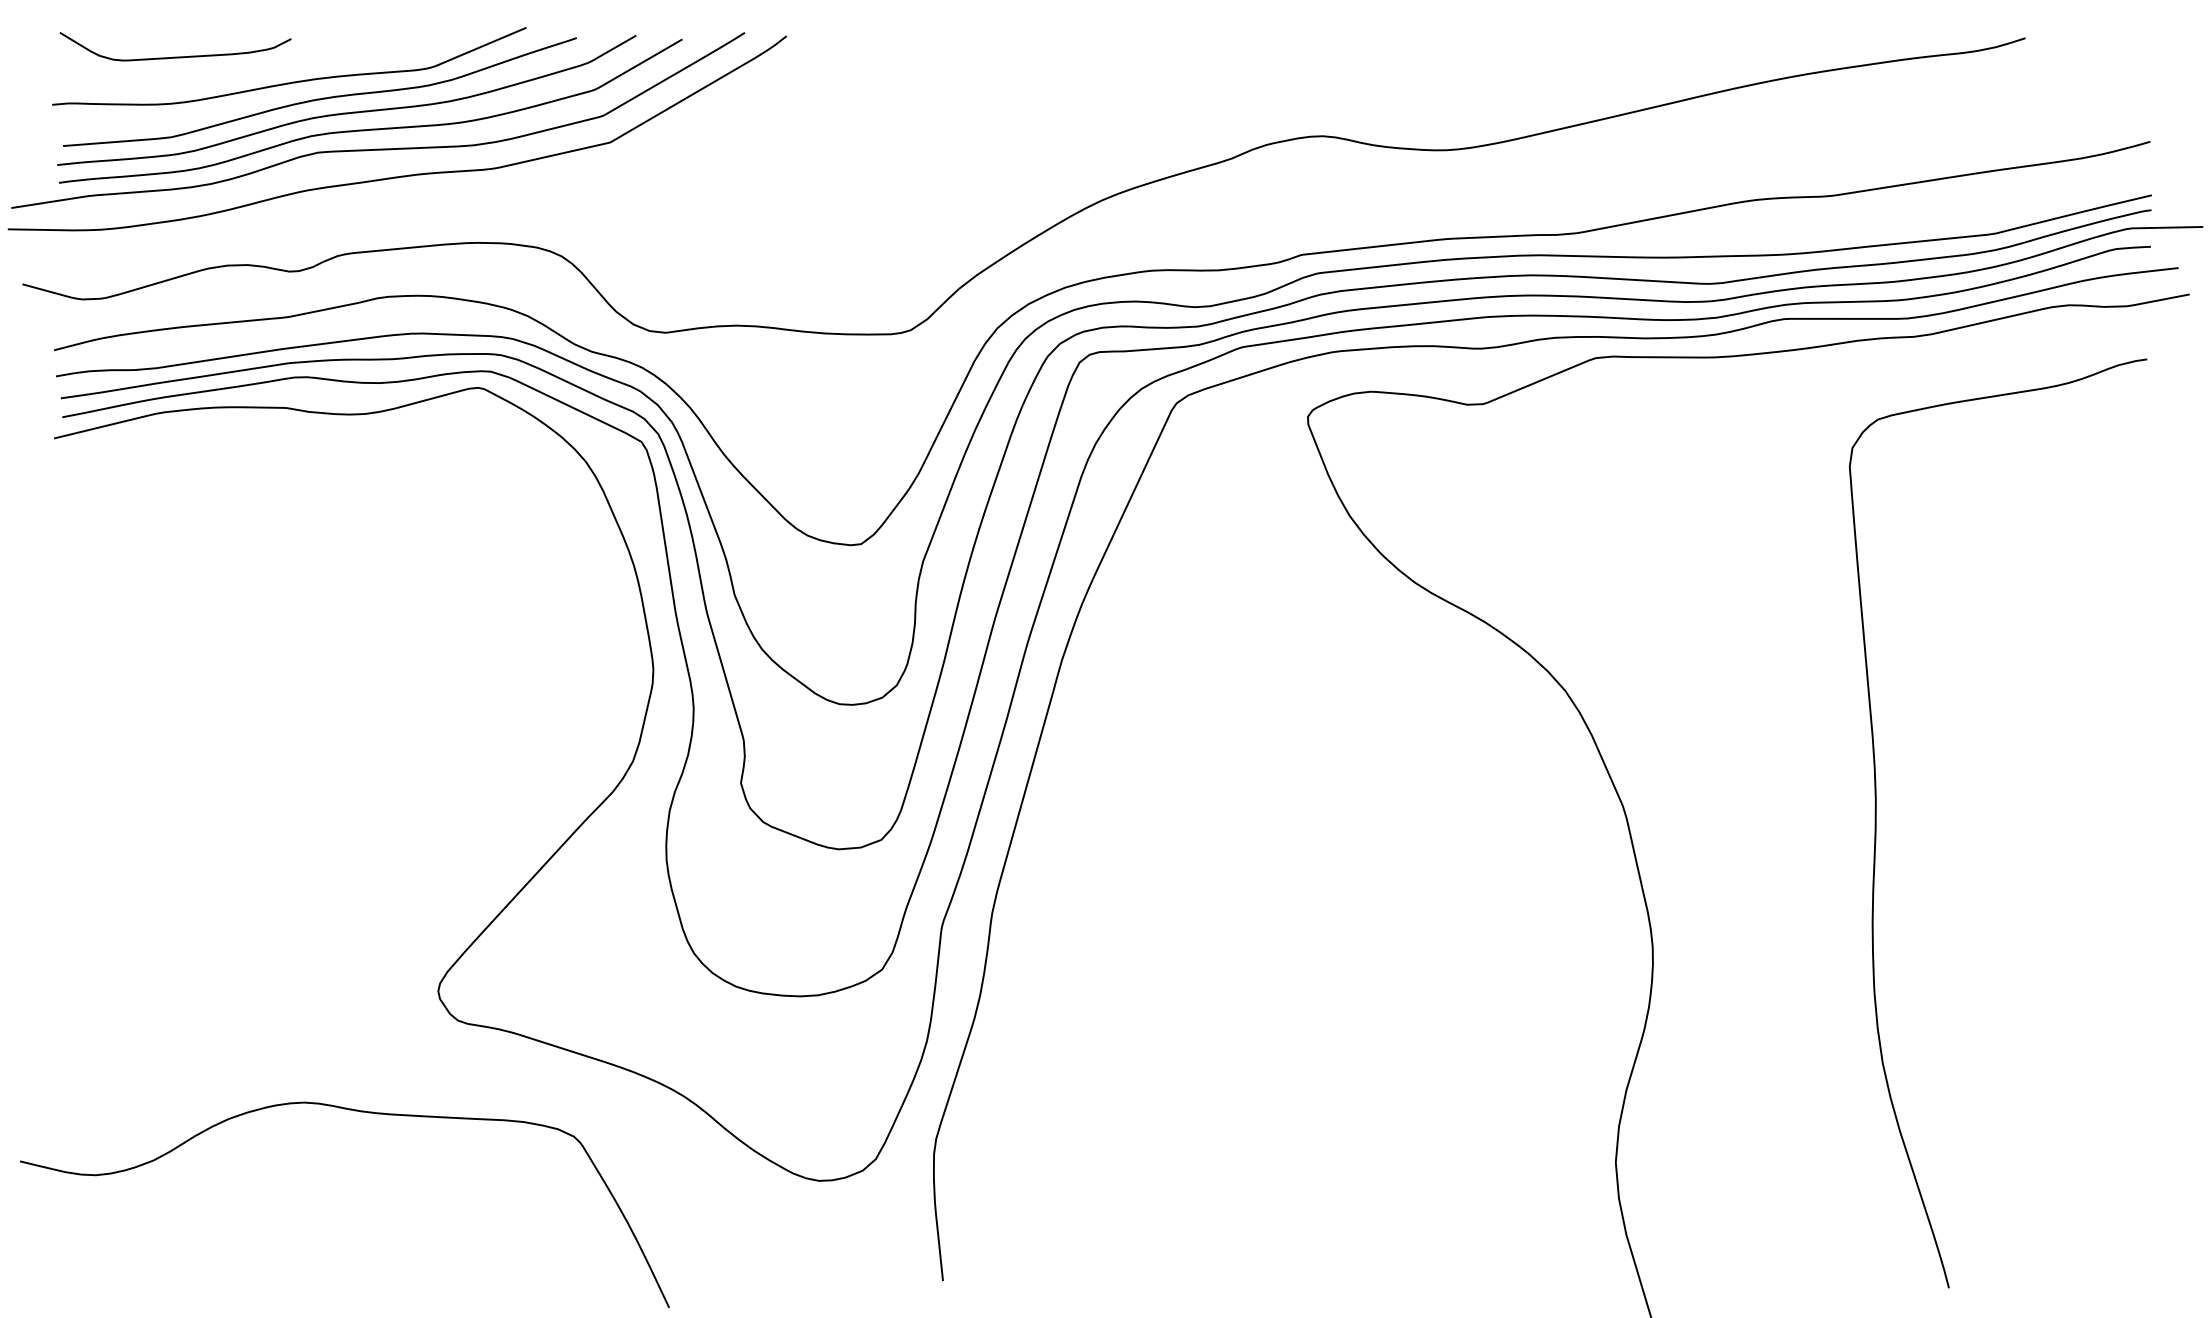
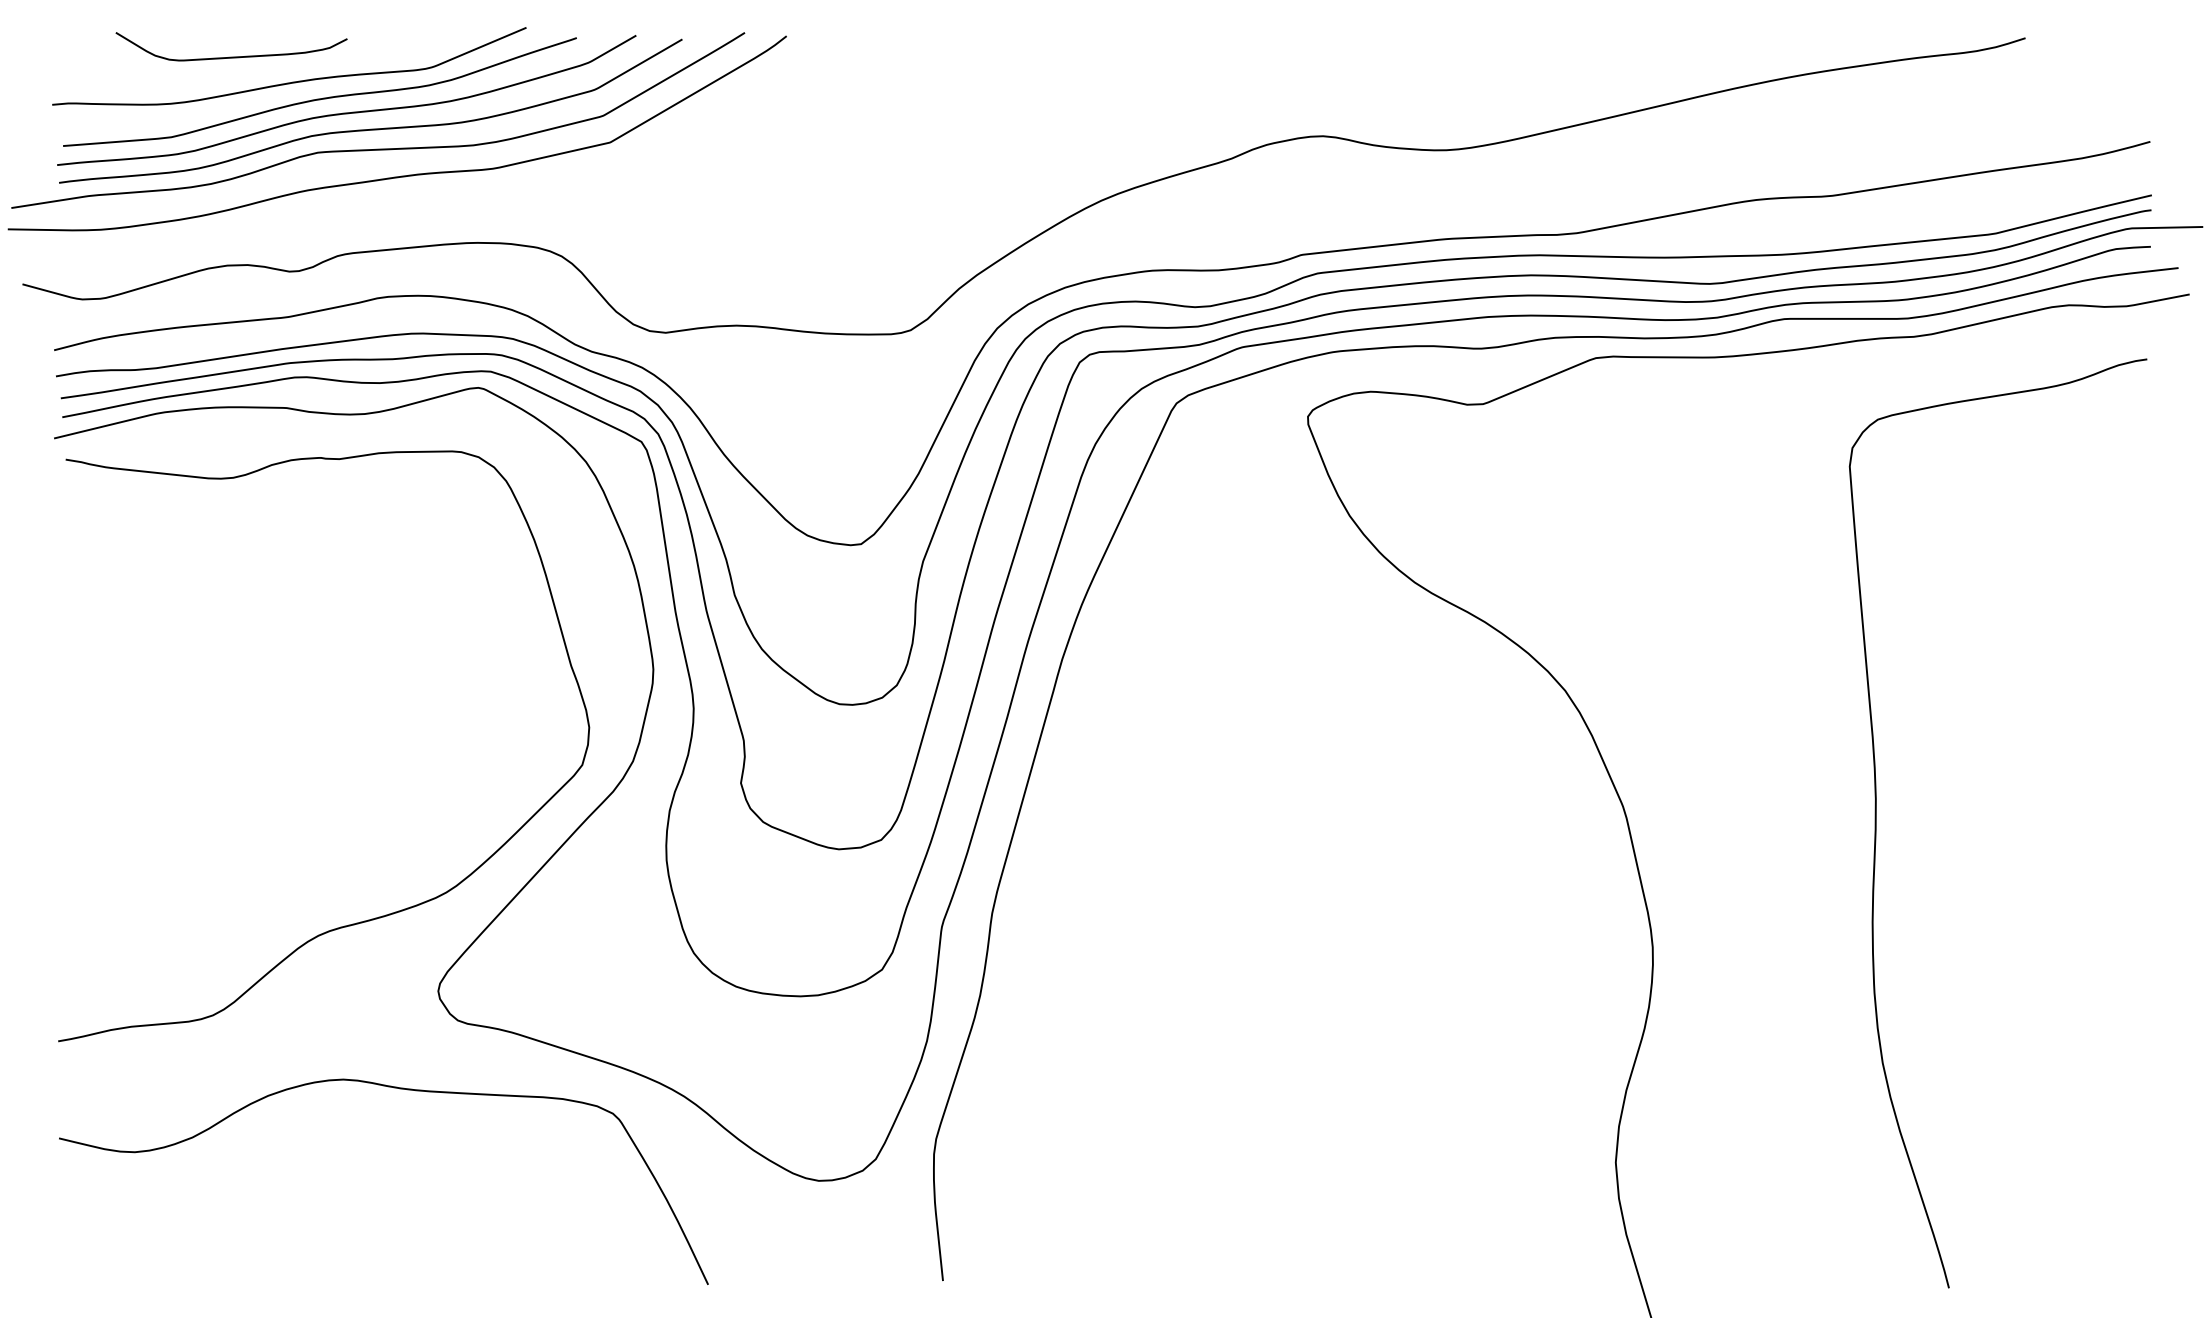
curve position: (175, 56) -> (231, 56) (231, 56)
curve: none -> present (371, 918)
curve position: (360, 1112) -> (399, 1089) (399, 1089)
